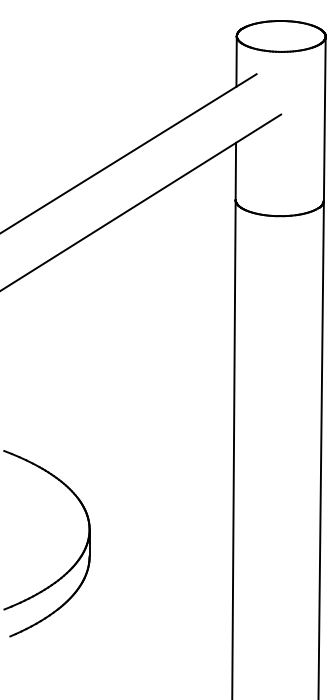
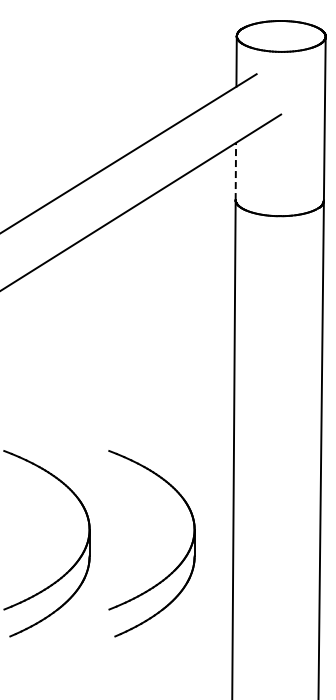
line: solid -> dashed (235, 171)
part: none -> present (177, 565)
